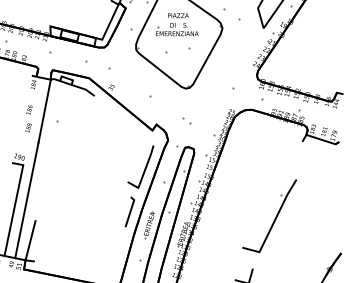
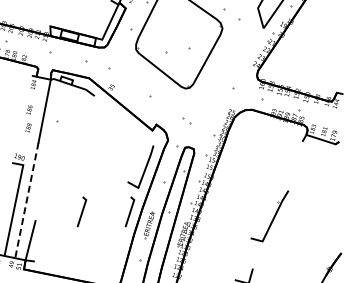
part: present -> none (177, 24)
line: solid -> dashed (26, 200)
line: none -> present (81, 211)
part size: 56x75 px -> 40x53 px (269, 216)
